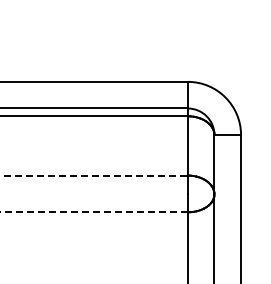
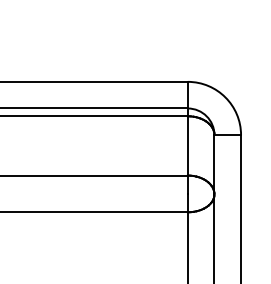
line: dashed -> solid (94, 175)
line: dashed -> solid (93, 212)
